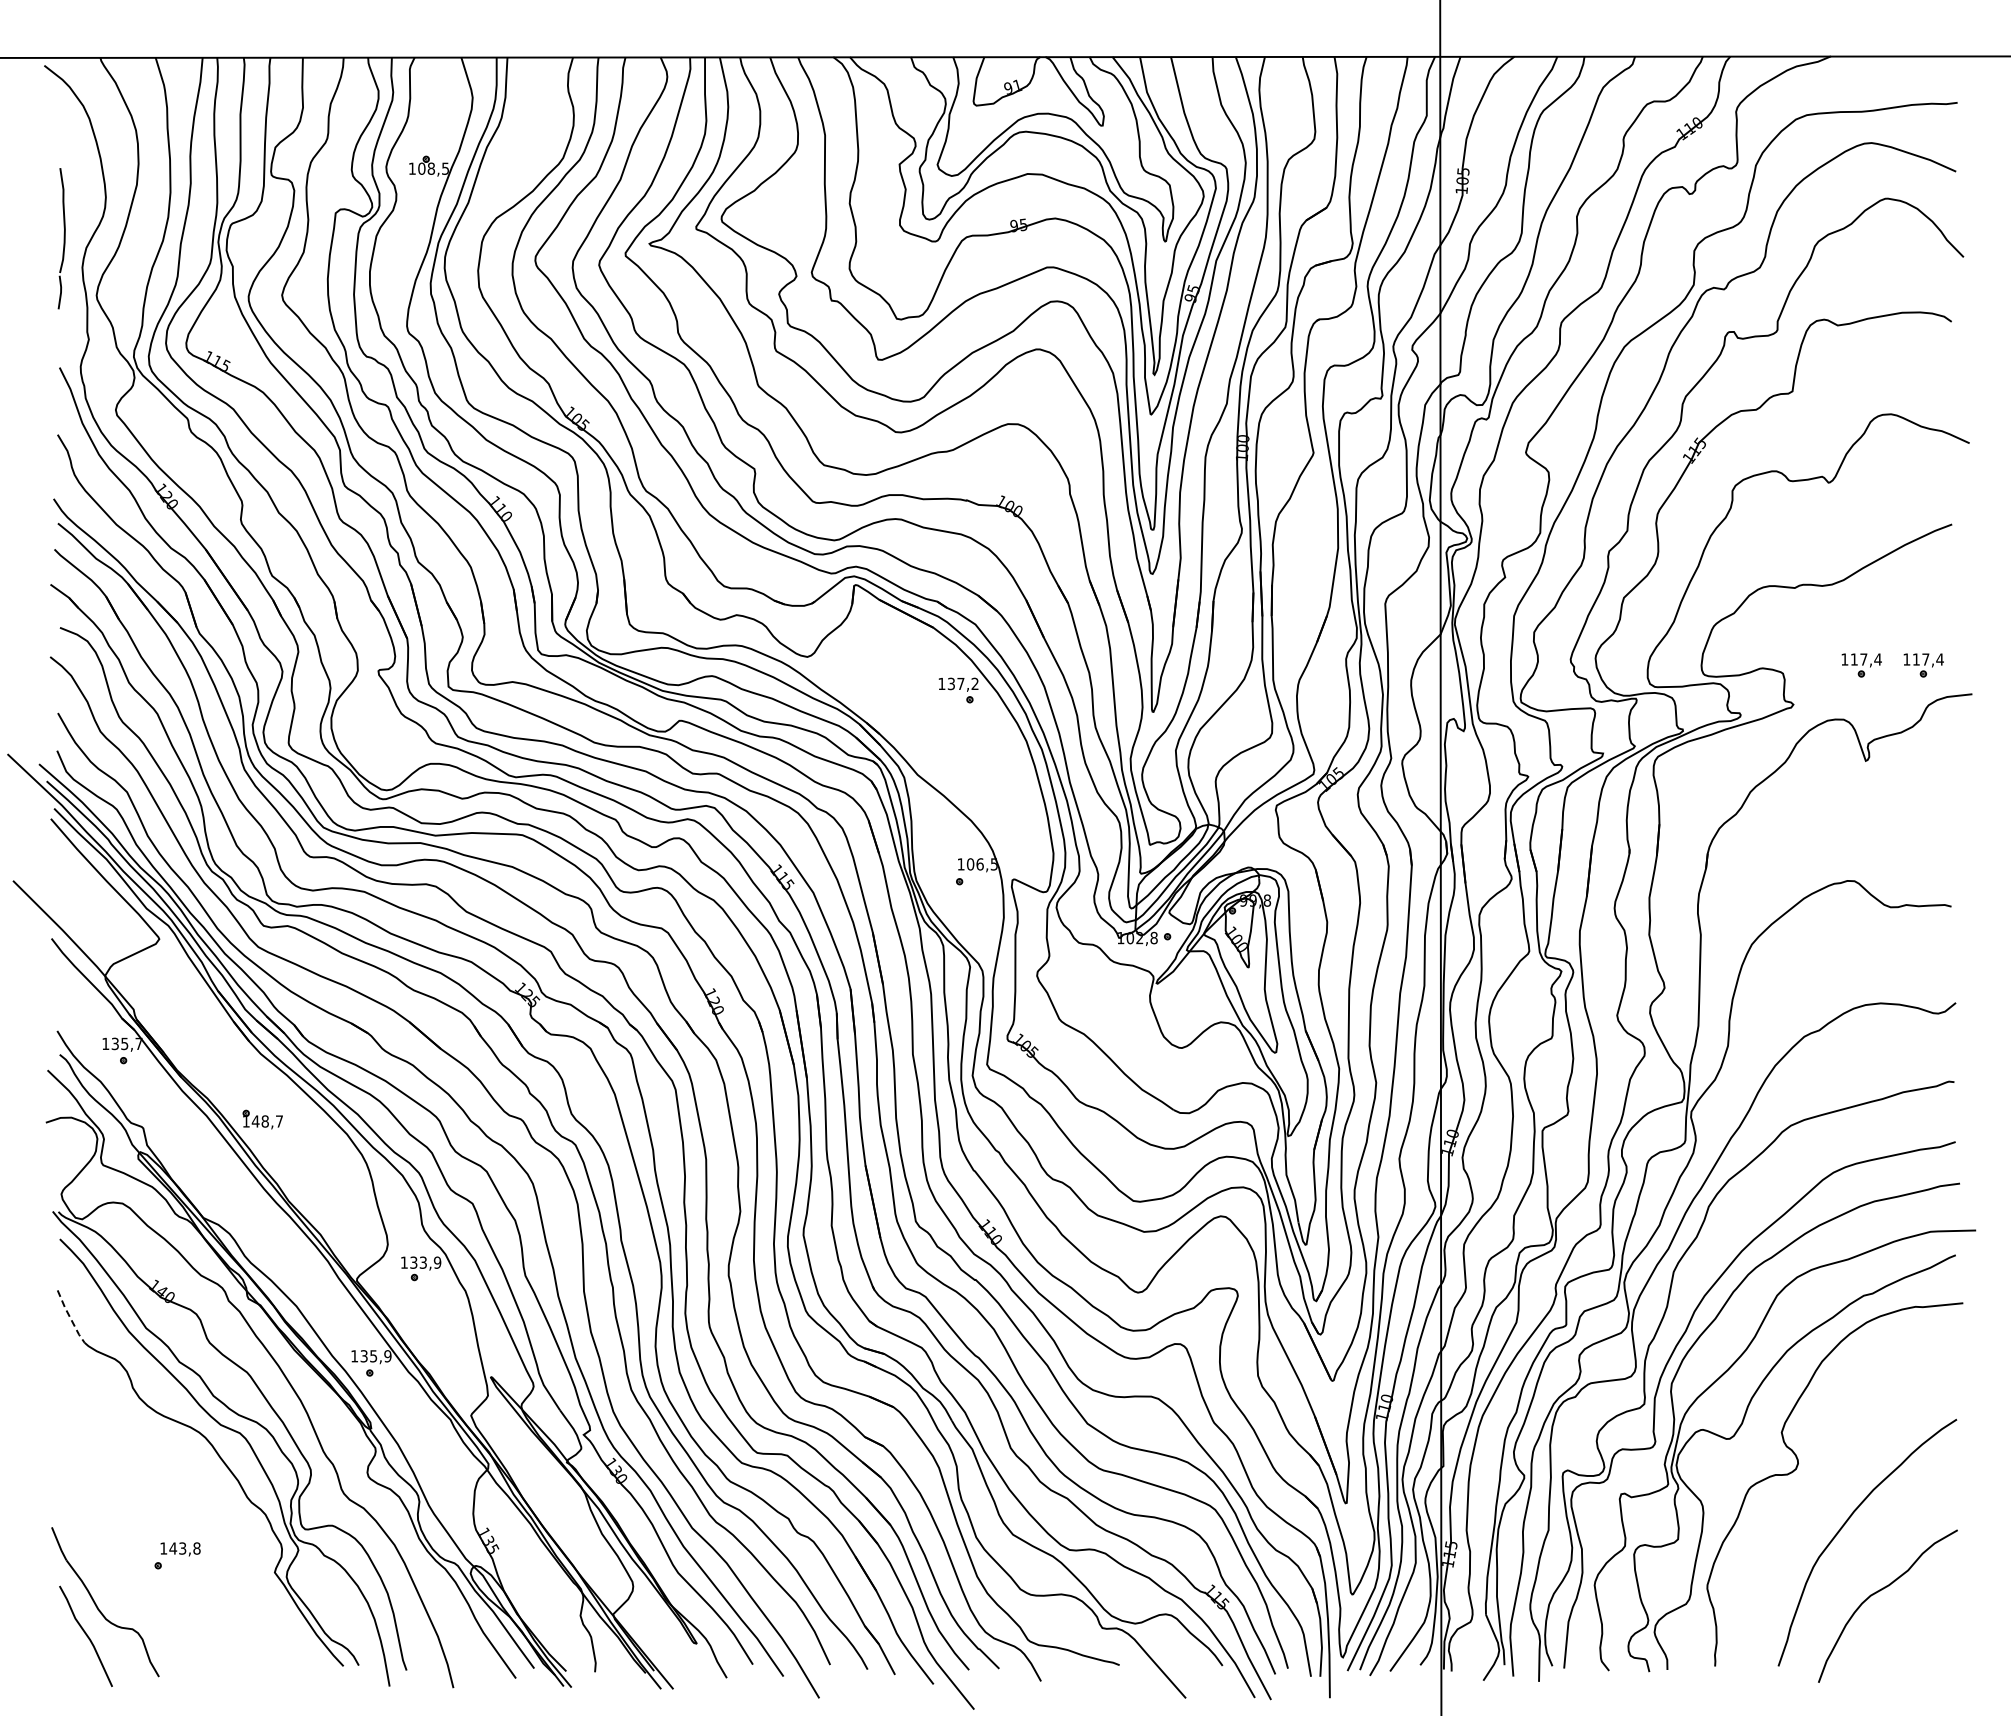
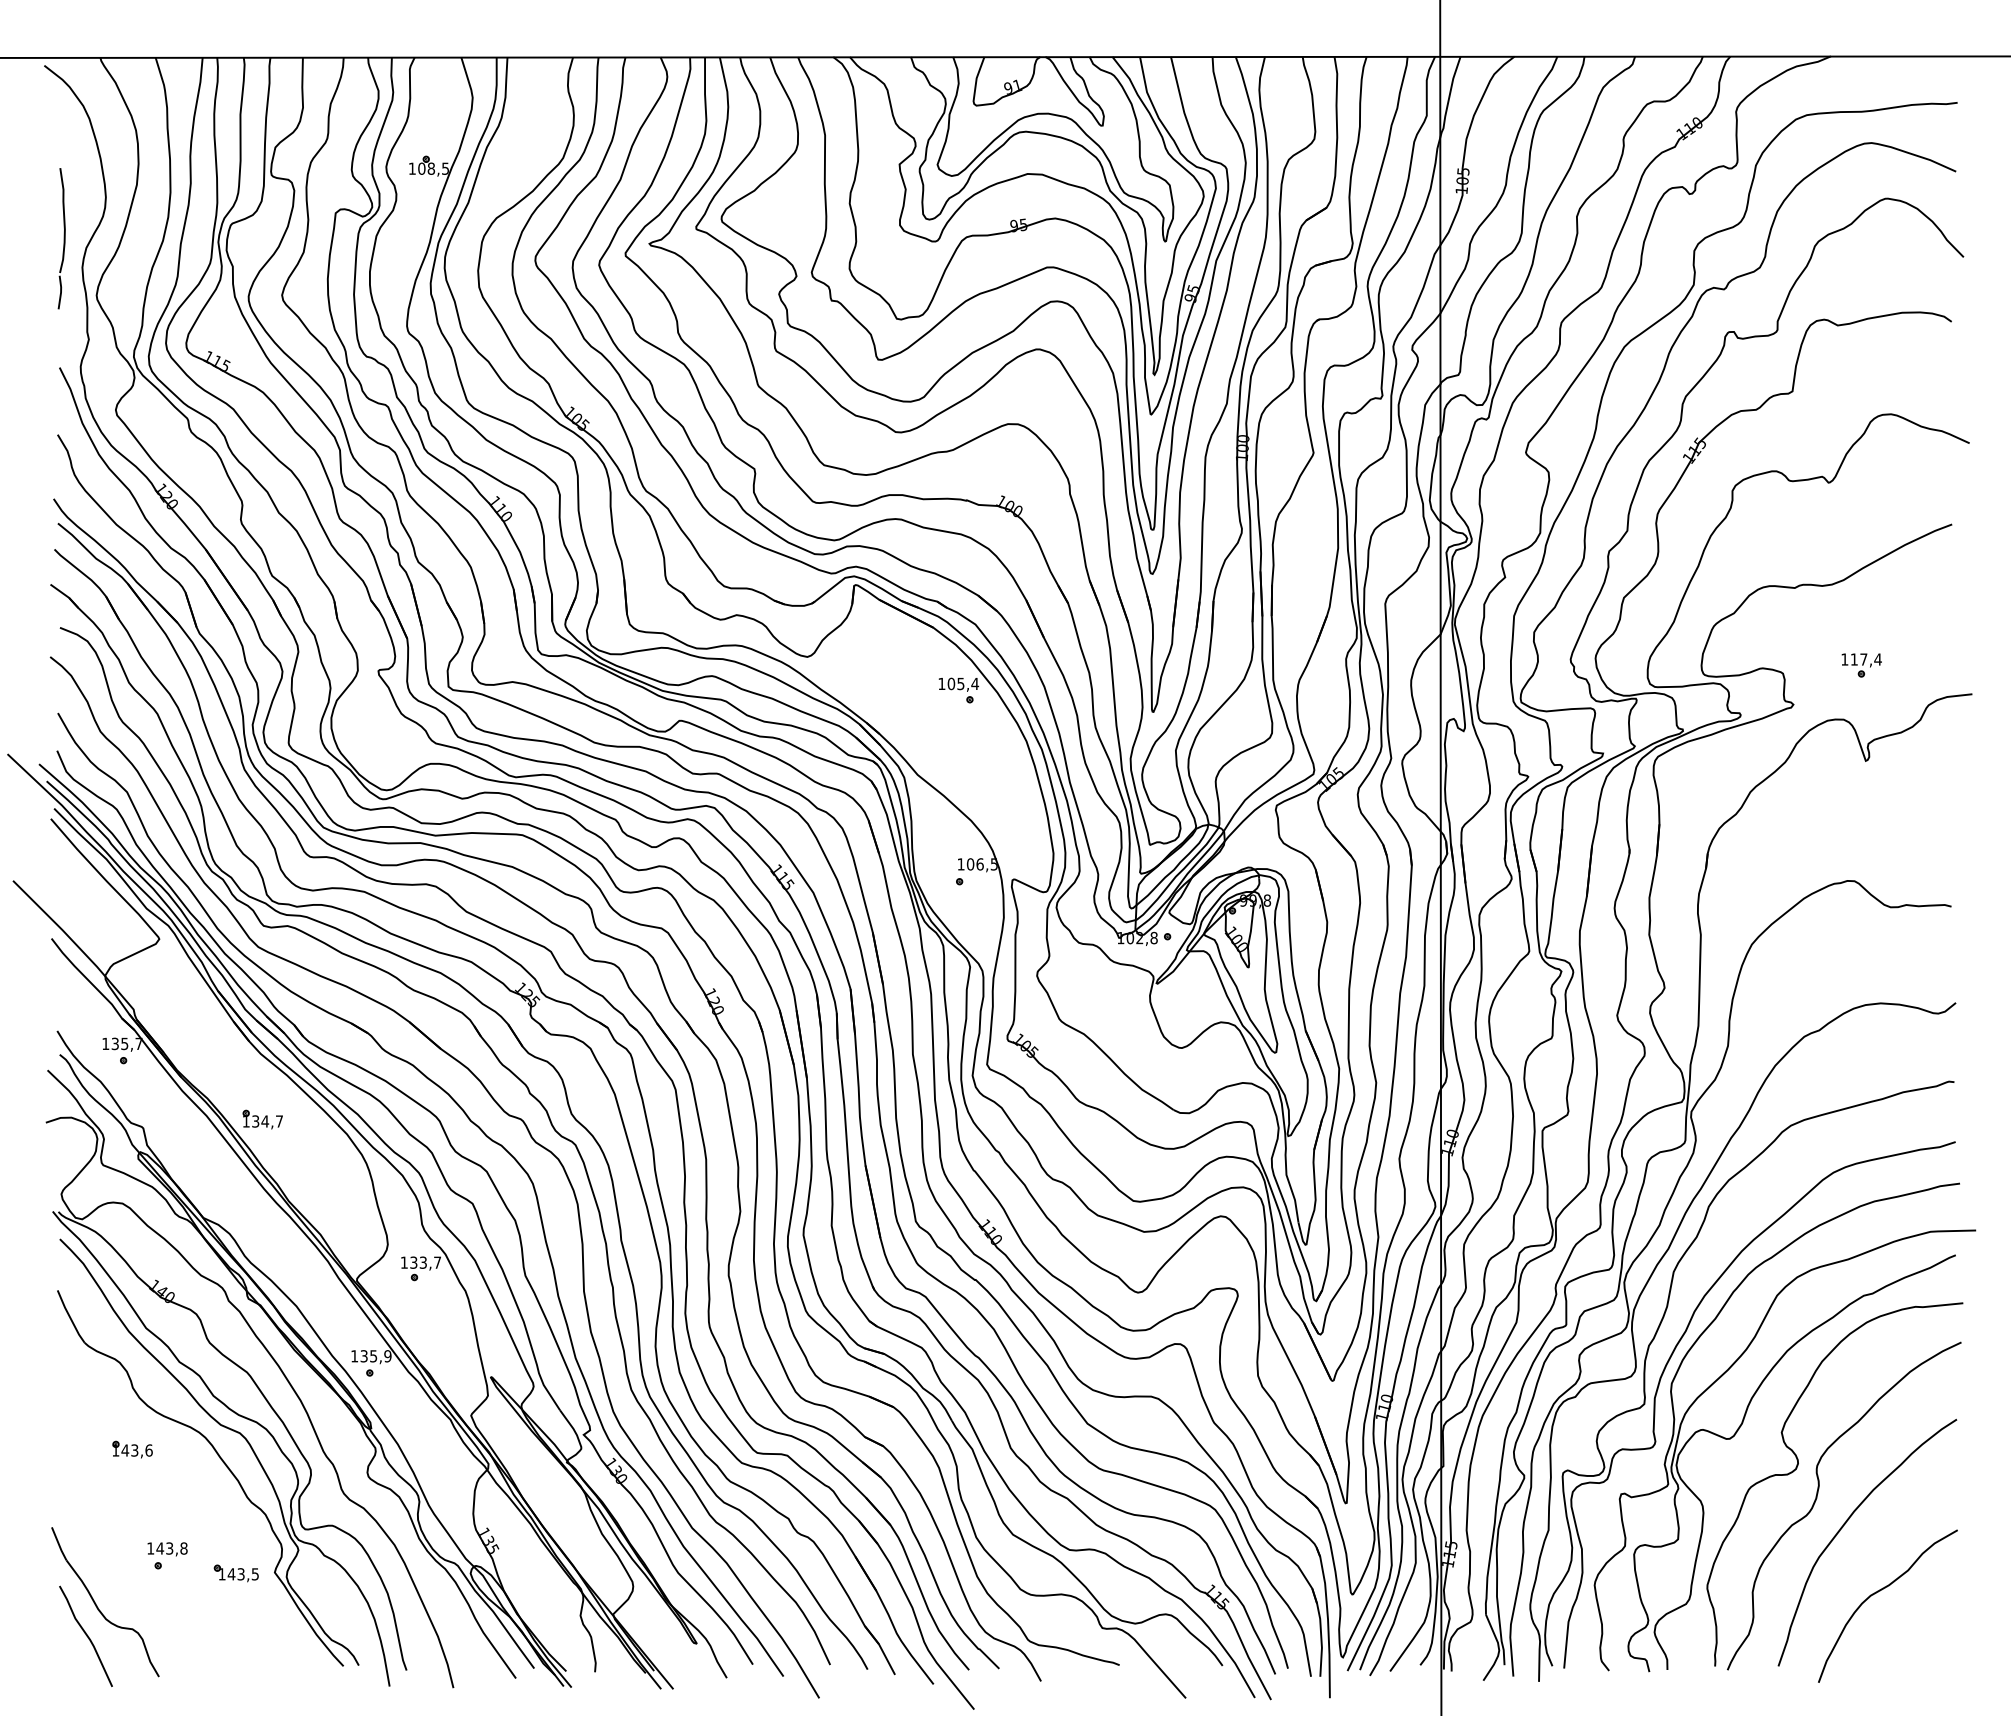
part: present -> none (1923, 665)
text: 137,2 -> 105,4 (963, 683)
text: 148,7 -> 134,7 (260, 1121)
text: 133,9 -> 133,7 (437, 1262)
line: dashed -> solid (70, 1317)
part: none -> present (132, 1449)
curve: none -> present (1817, 1498)
text position: (180, 1549) -> (167, 1549) (167, 1549)
part: none -> present (235, 1573)
